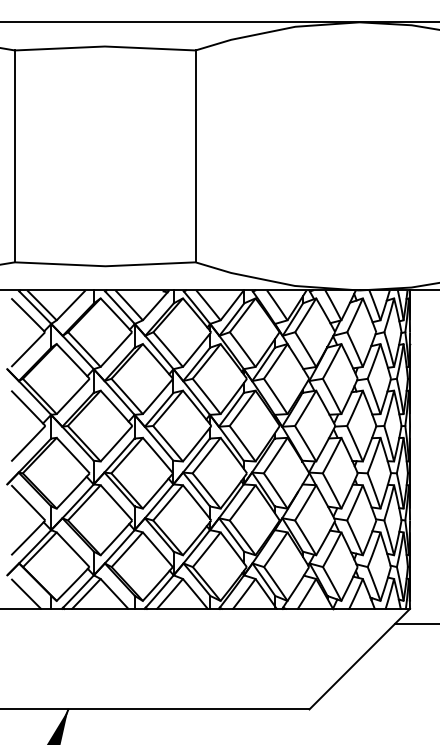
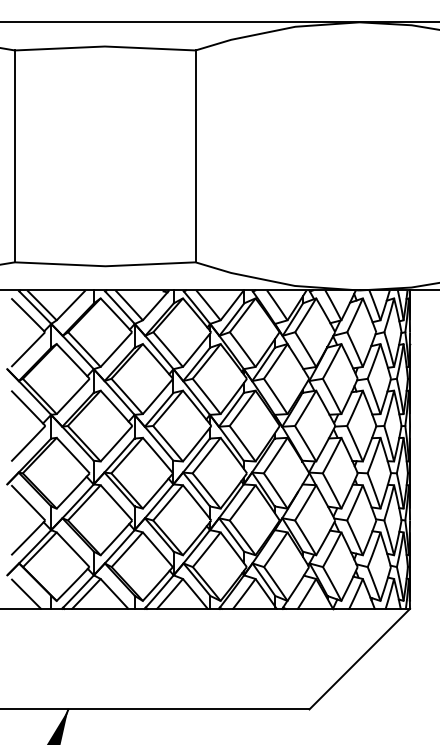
line: present -> none (415, 623)
